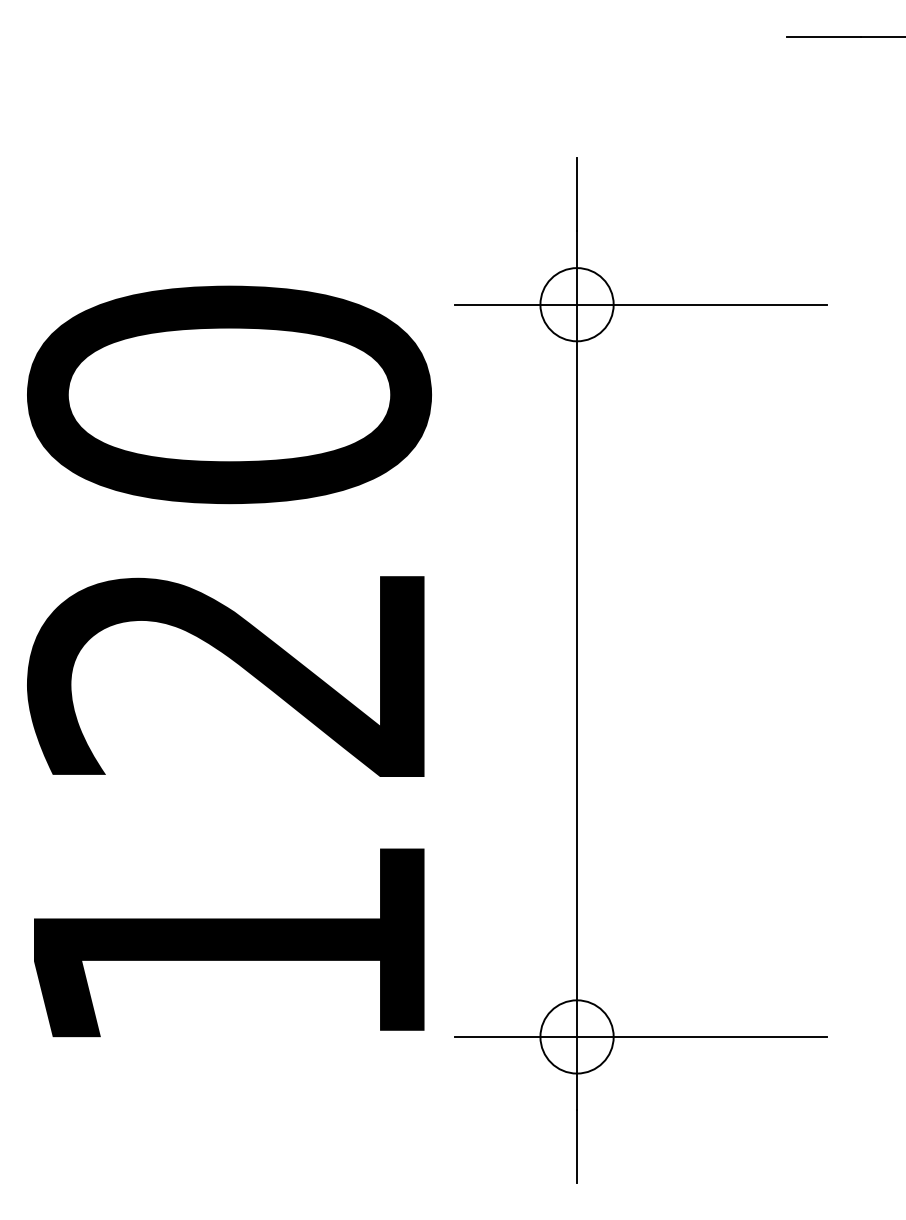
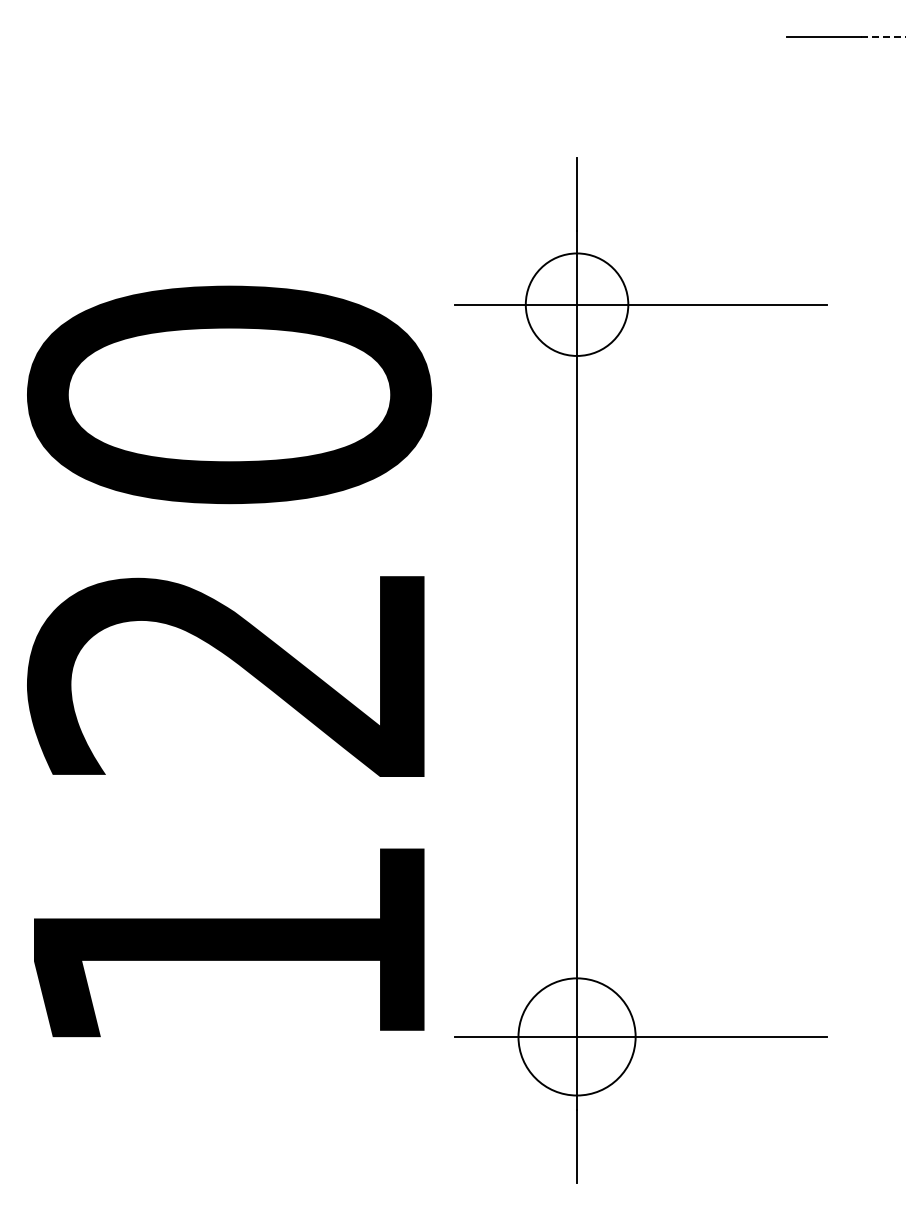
line: solid -> dashed (882, 36)
circle diameter: 73 px -> 103 px (576, 304)
circle diameter: 73 px -> 117 px (576, 1036)
